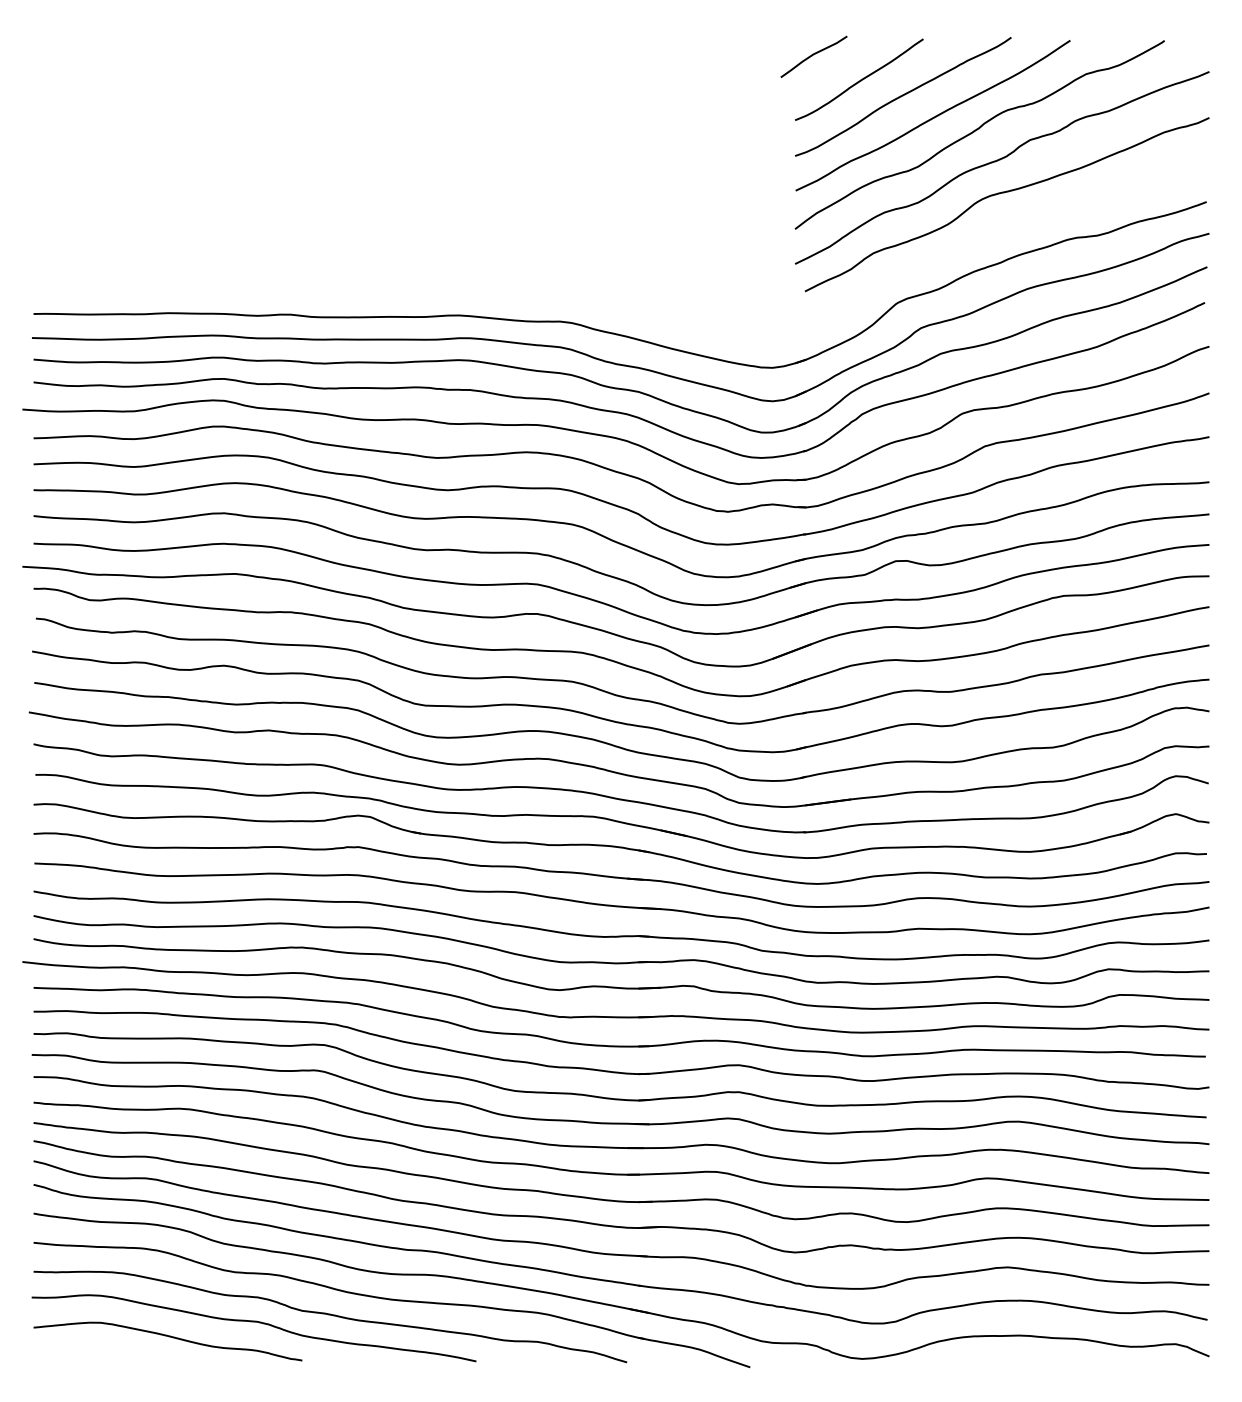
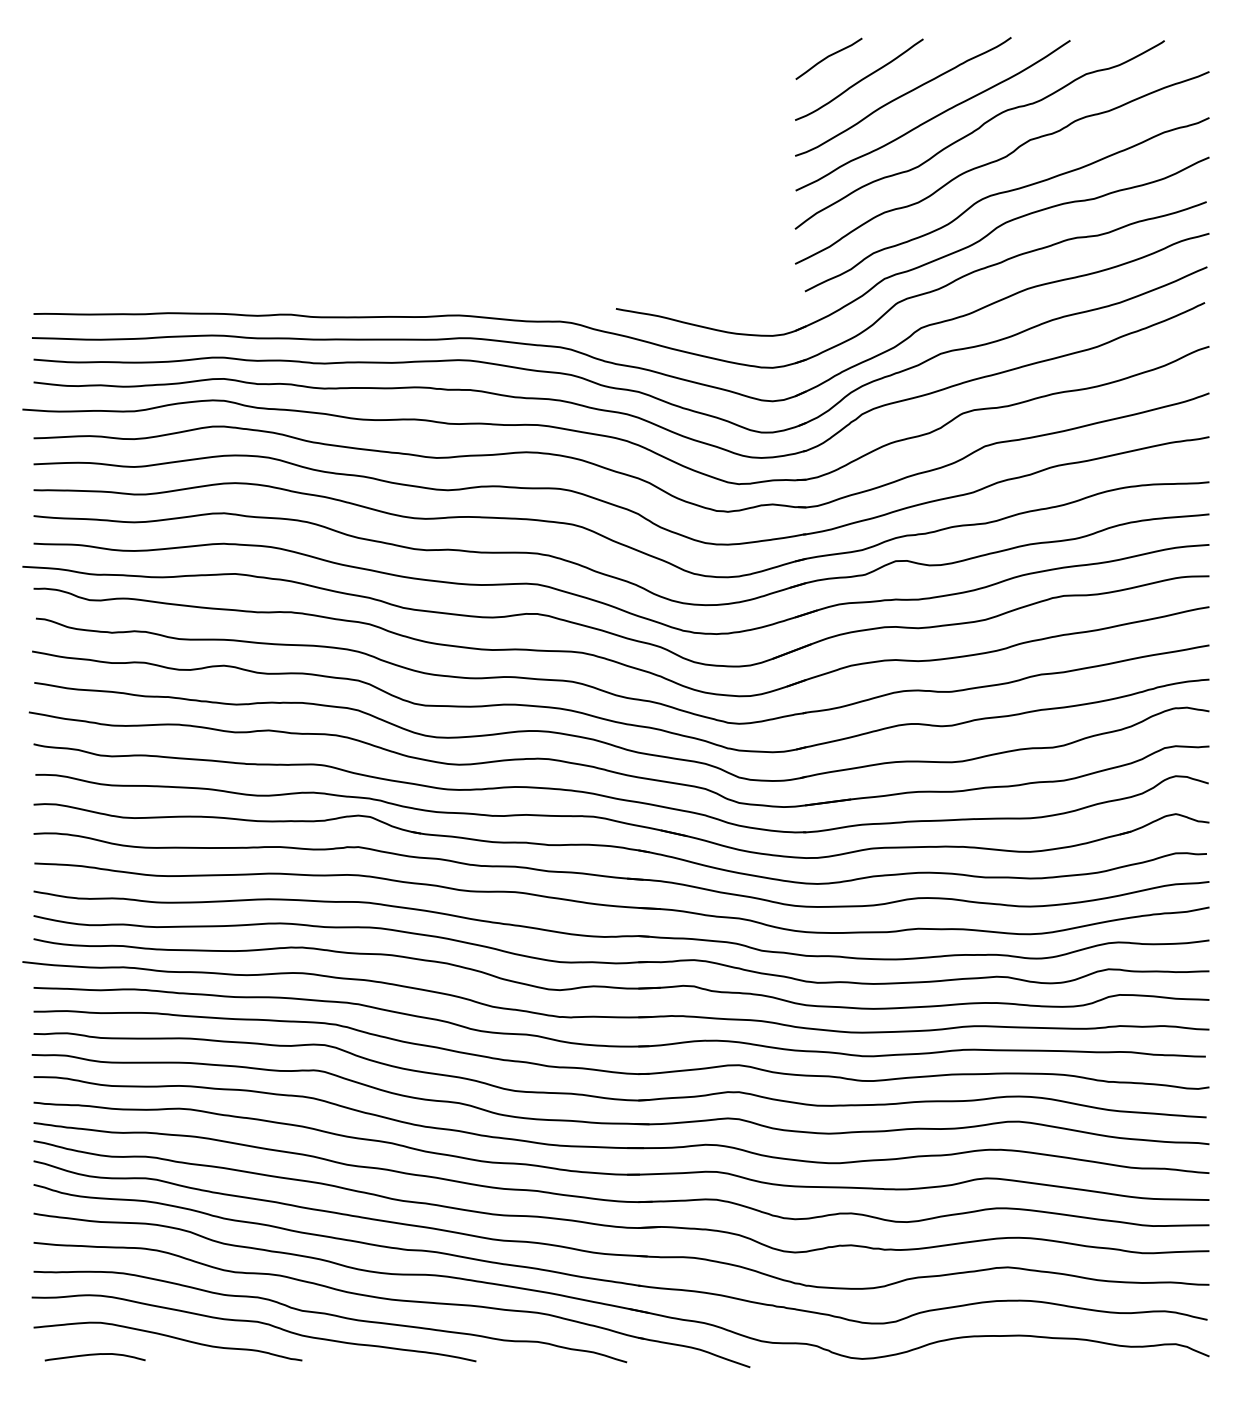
curve position: (813, 55) -> (828, 57) (828, 57)
part: none -> present (919, 265)
curve: none -> present (94, 1355)
